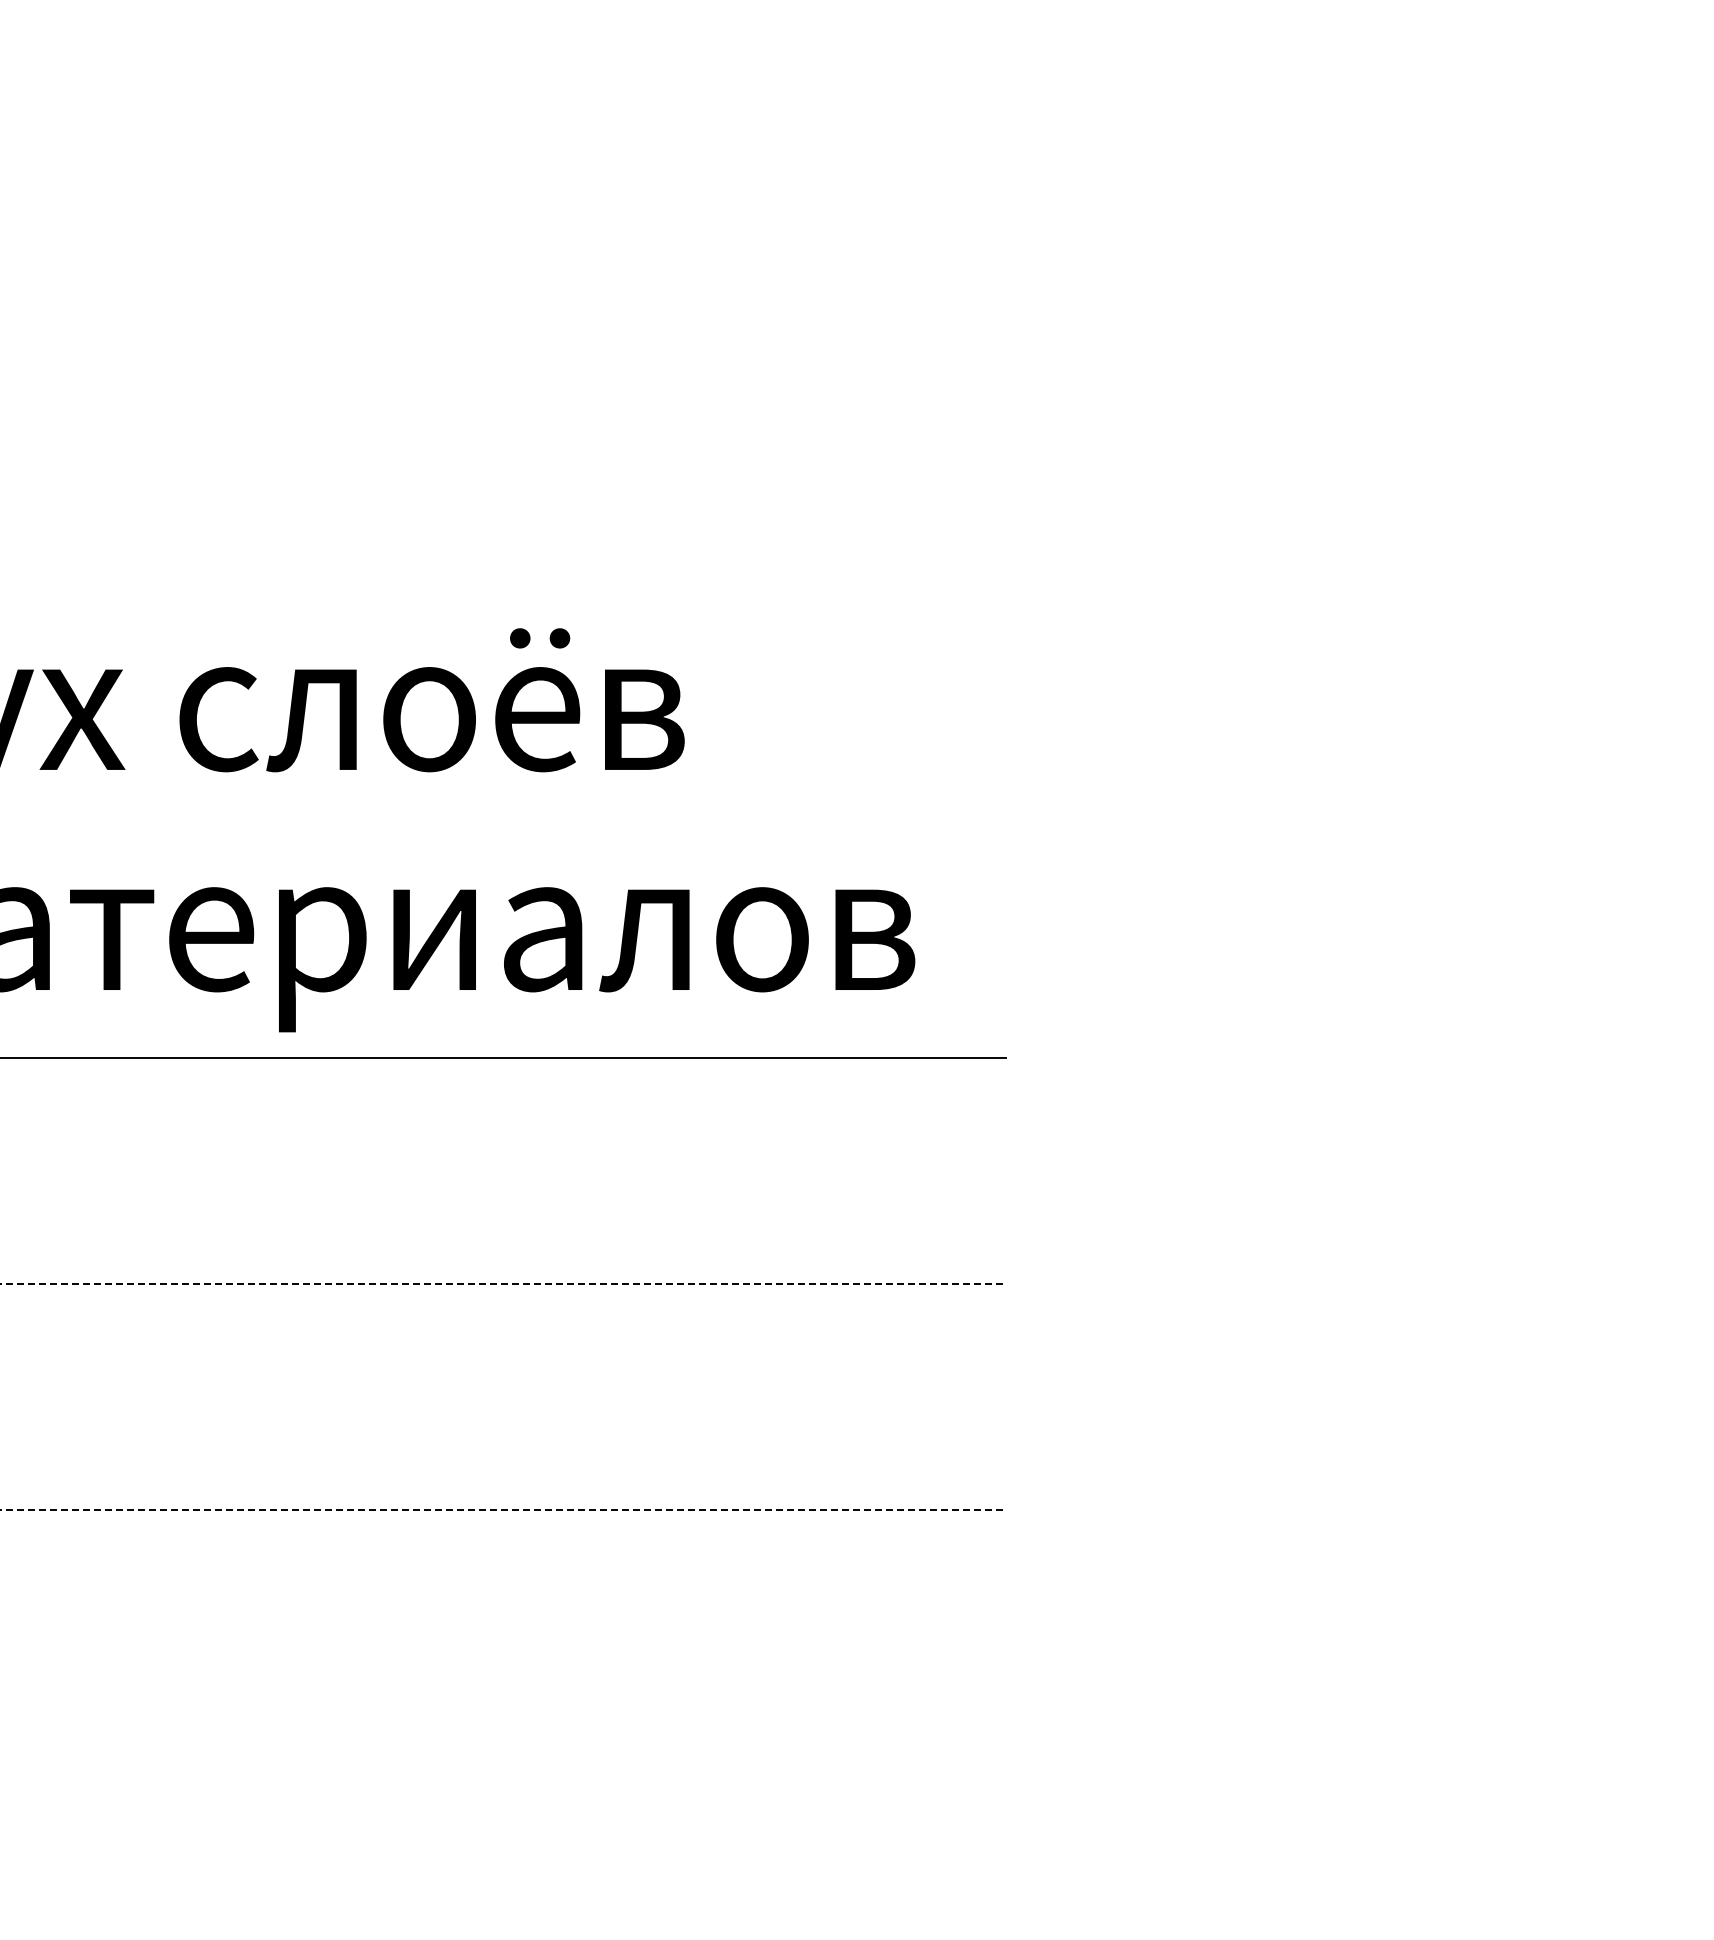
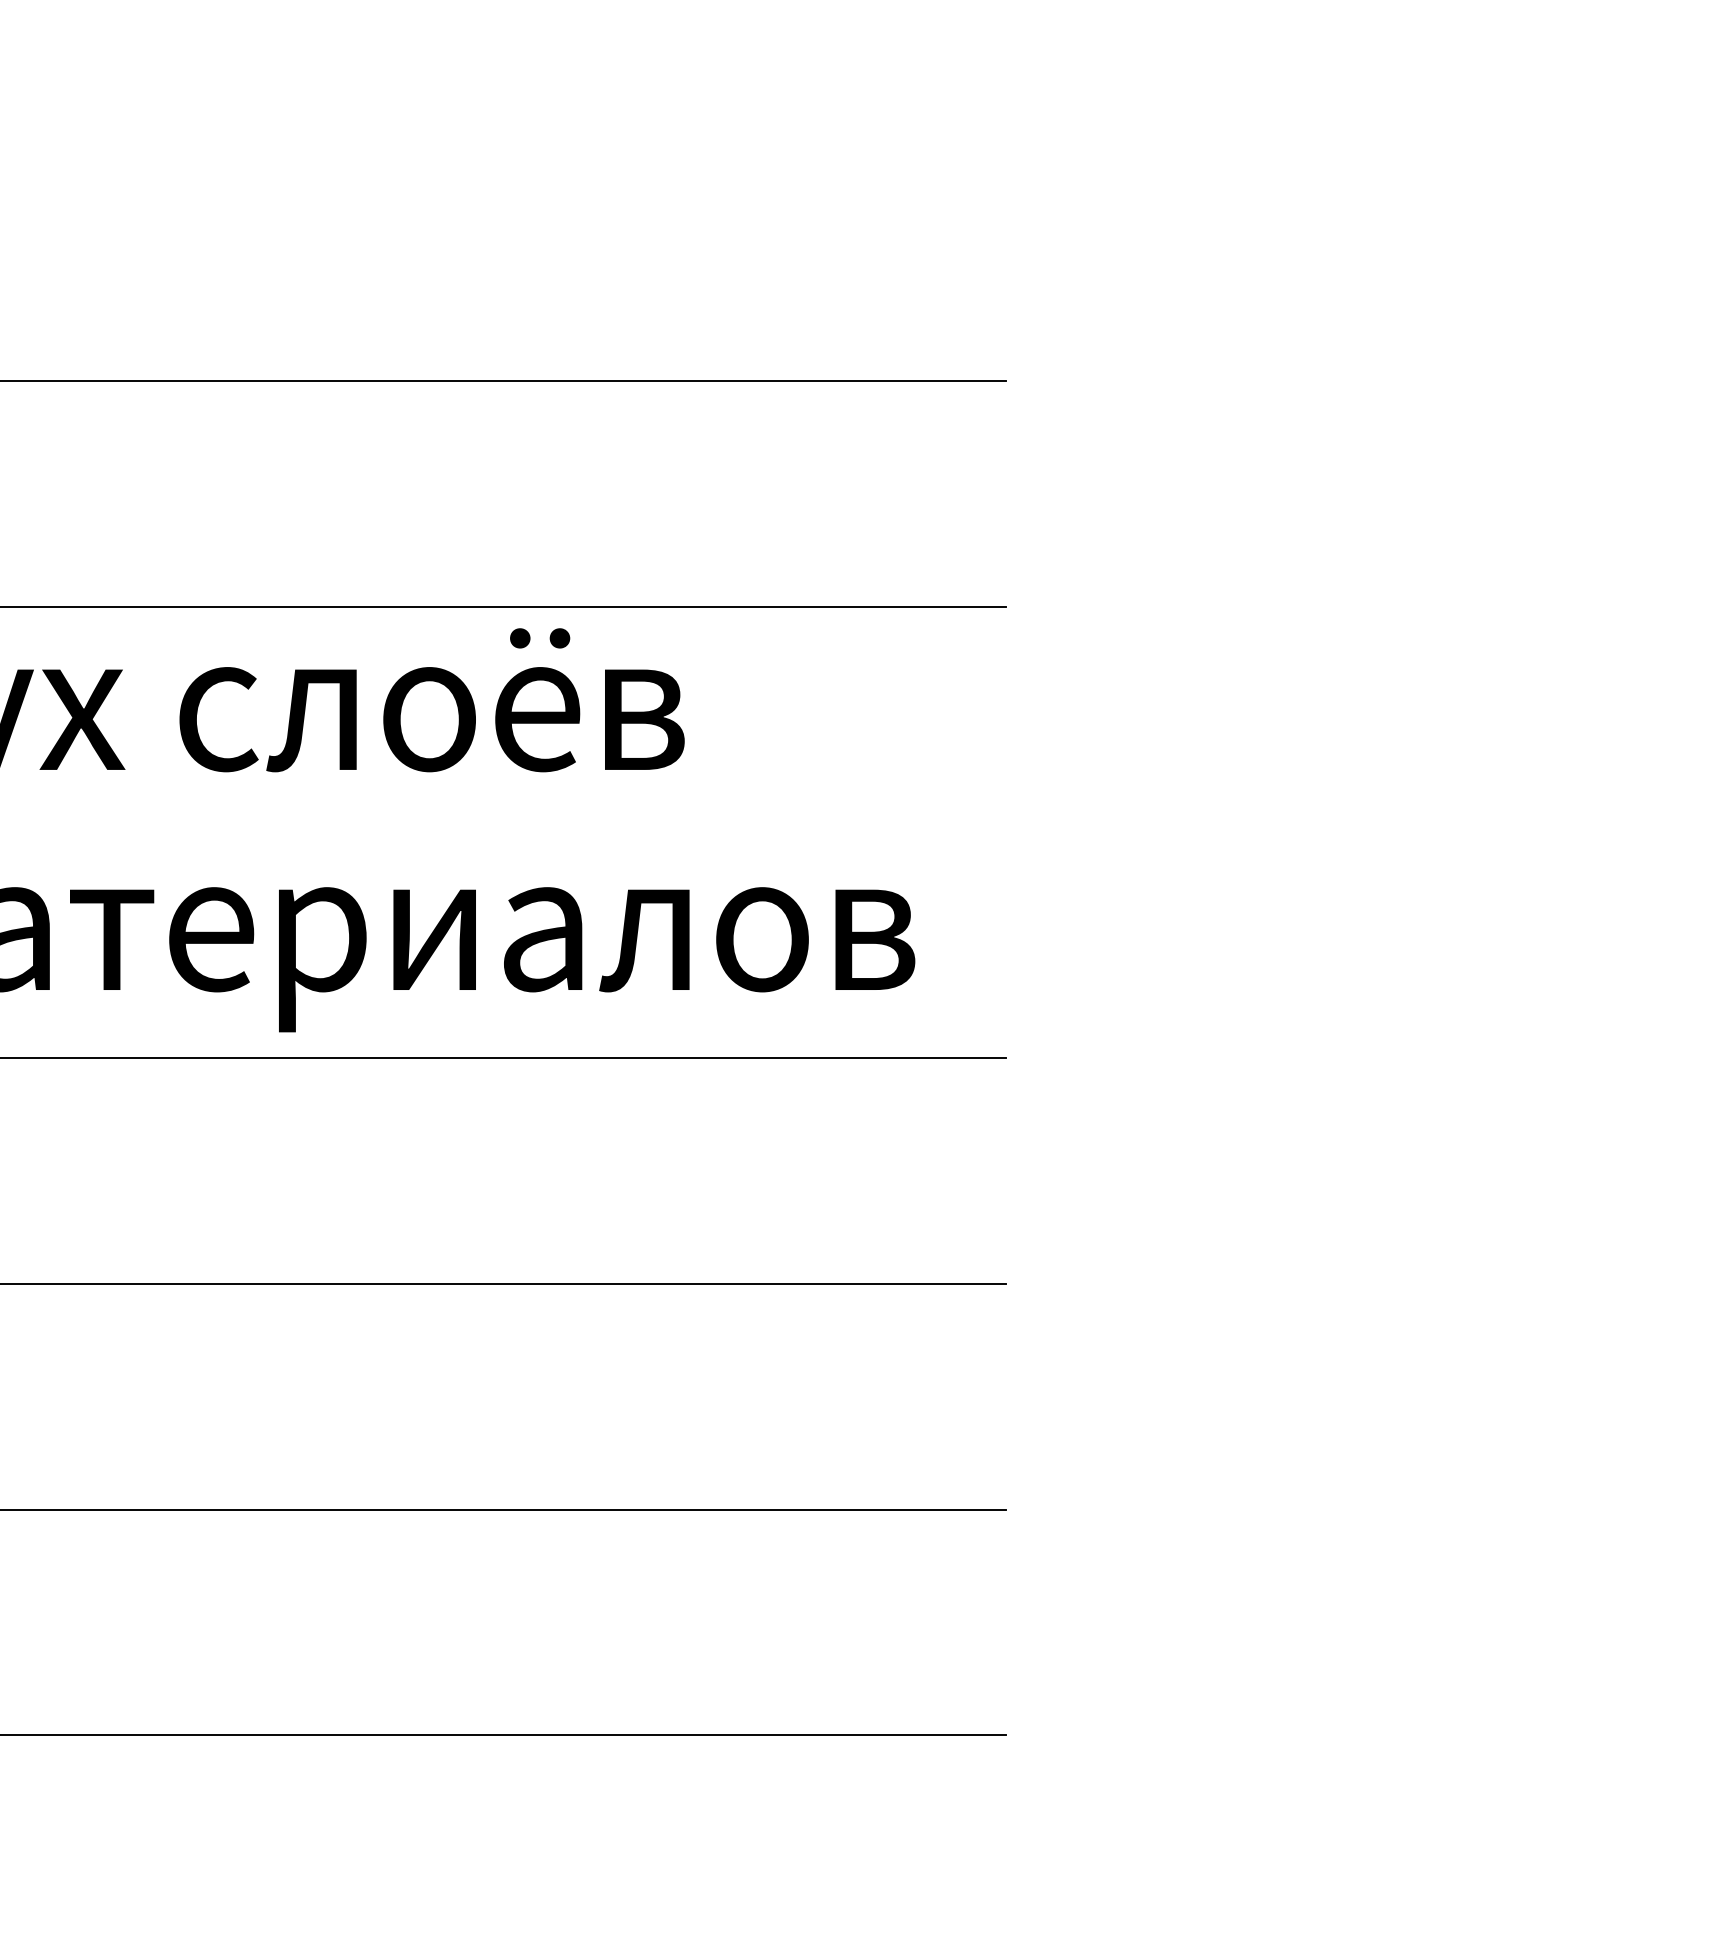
line: none -> present (504, 381)
line: none -> present (504, 606)
line: dashed -> solid (503, 1284)
line: dashed -> solid (503, 1509)
line: none -> present (504, 1735)
